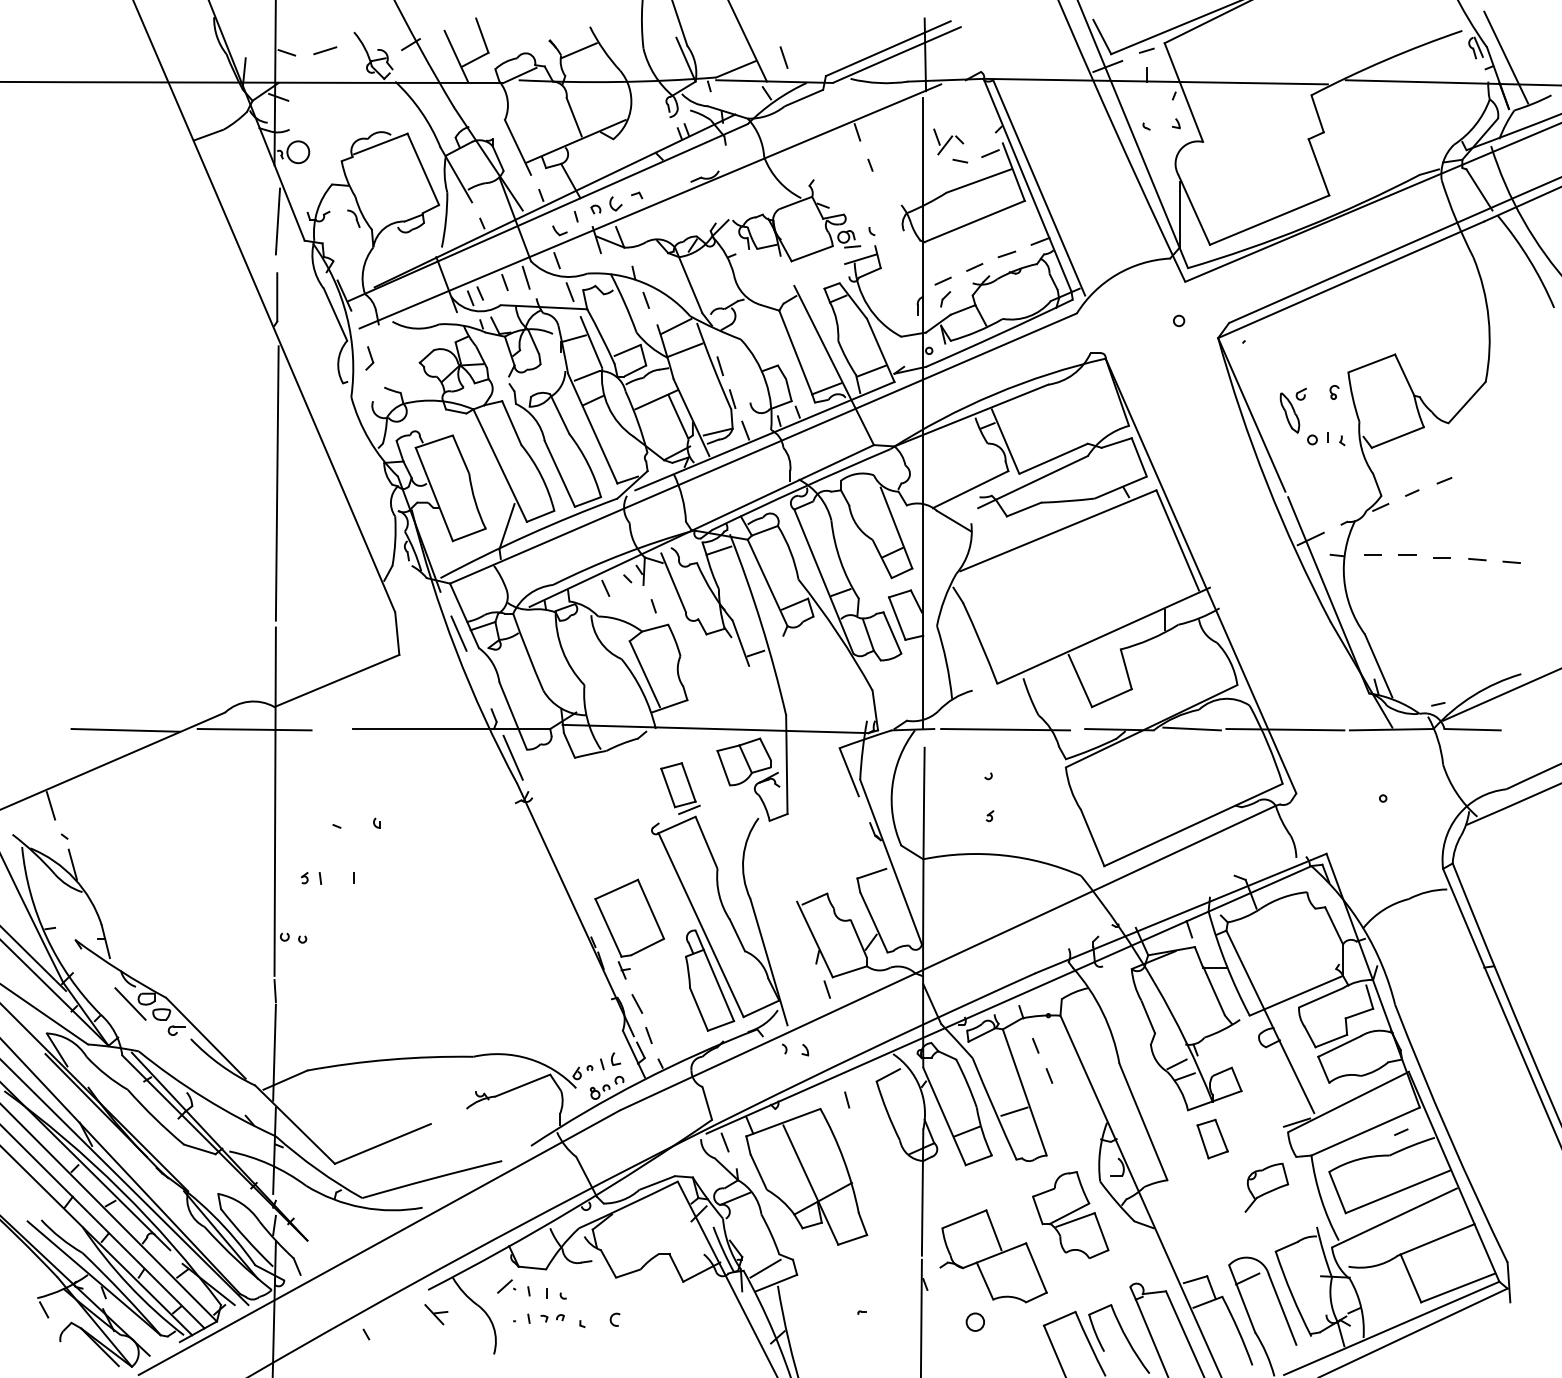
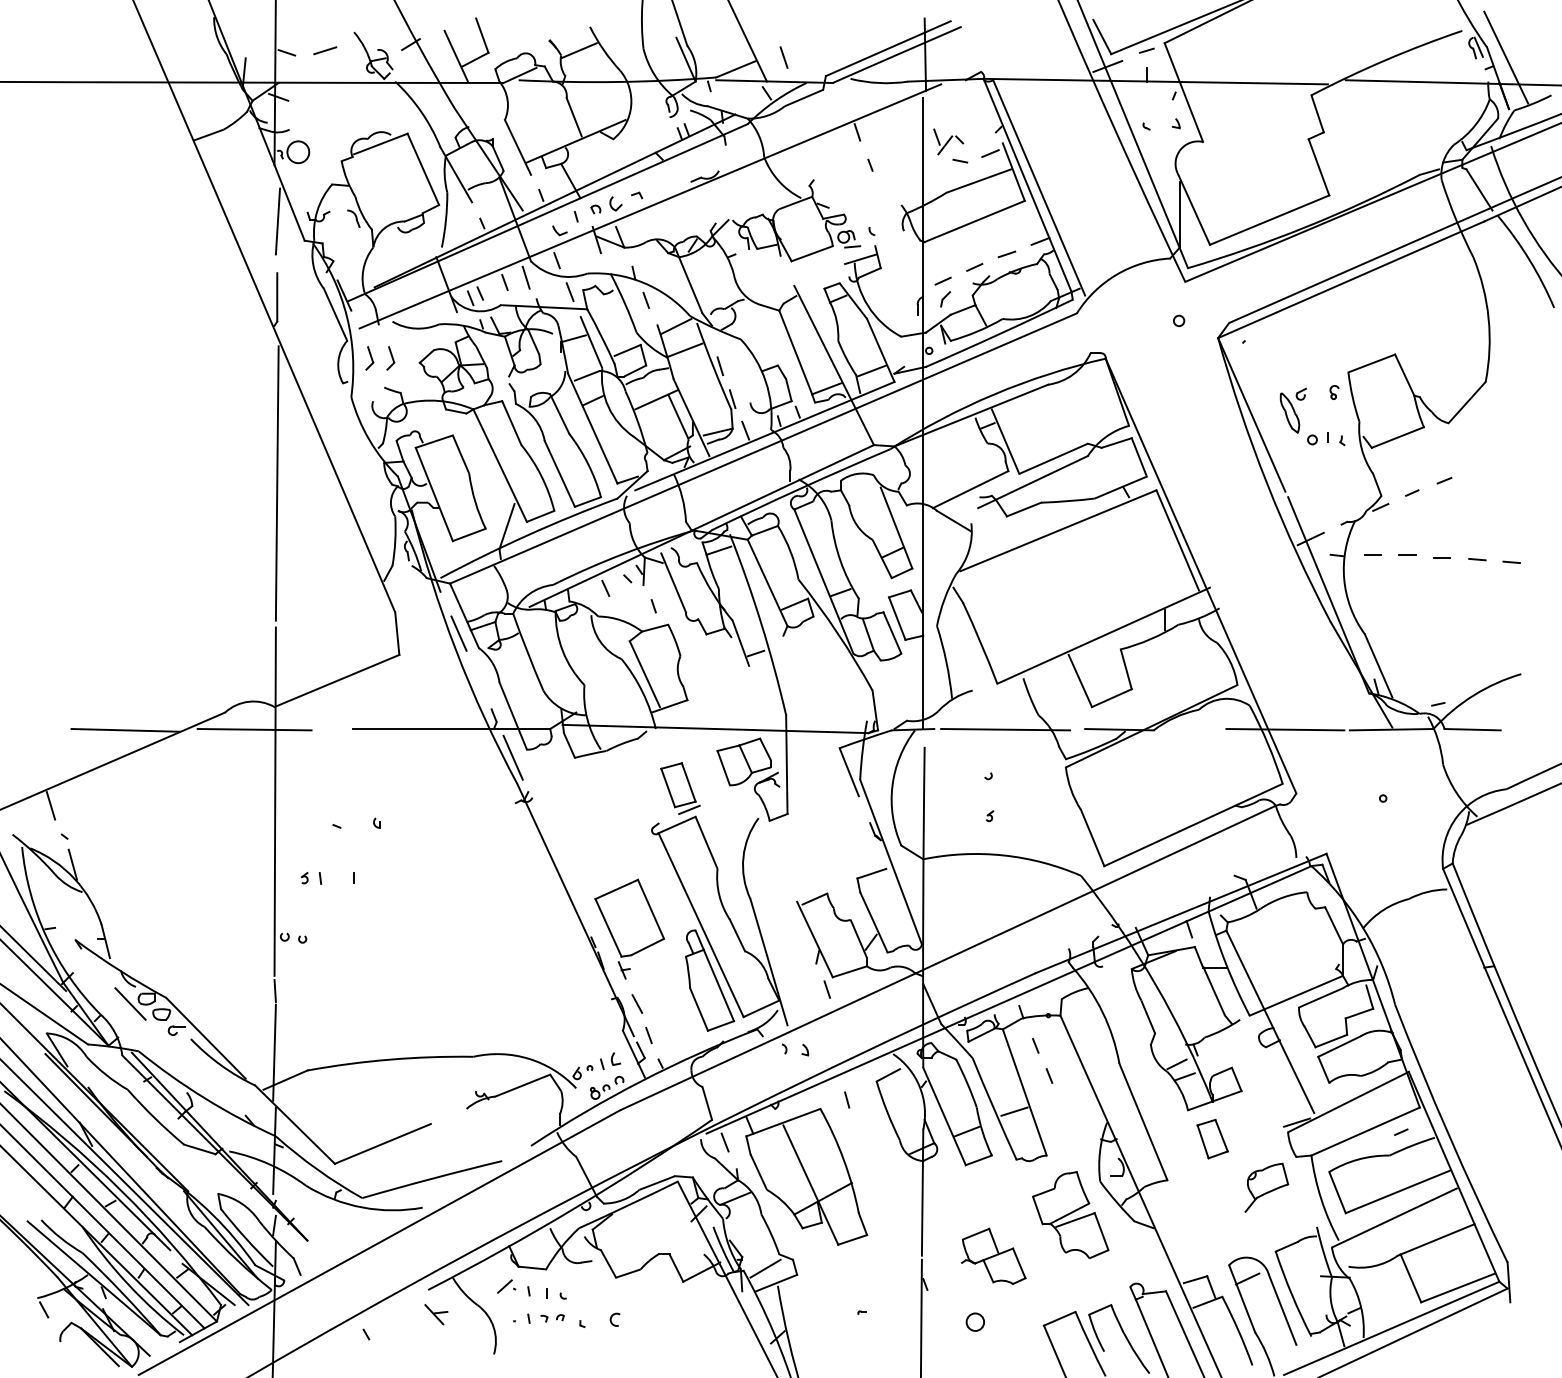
part: none -> present (390, 358)
line: present -> none (1500, 694)
line: present -> none (1191, 728)
part size: 109x95 px -> 66x58 px (993, 1255)
